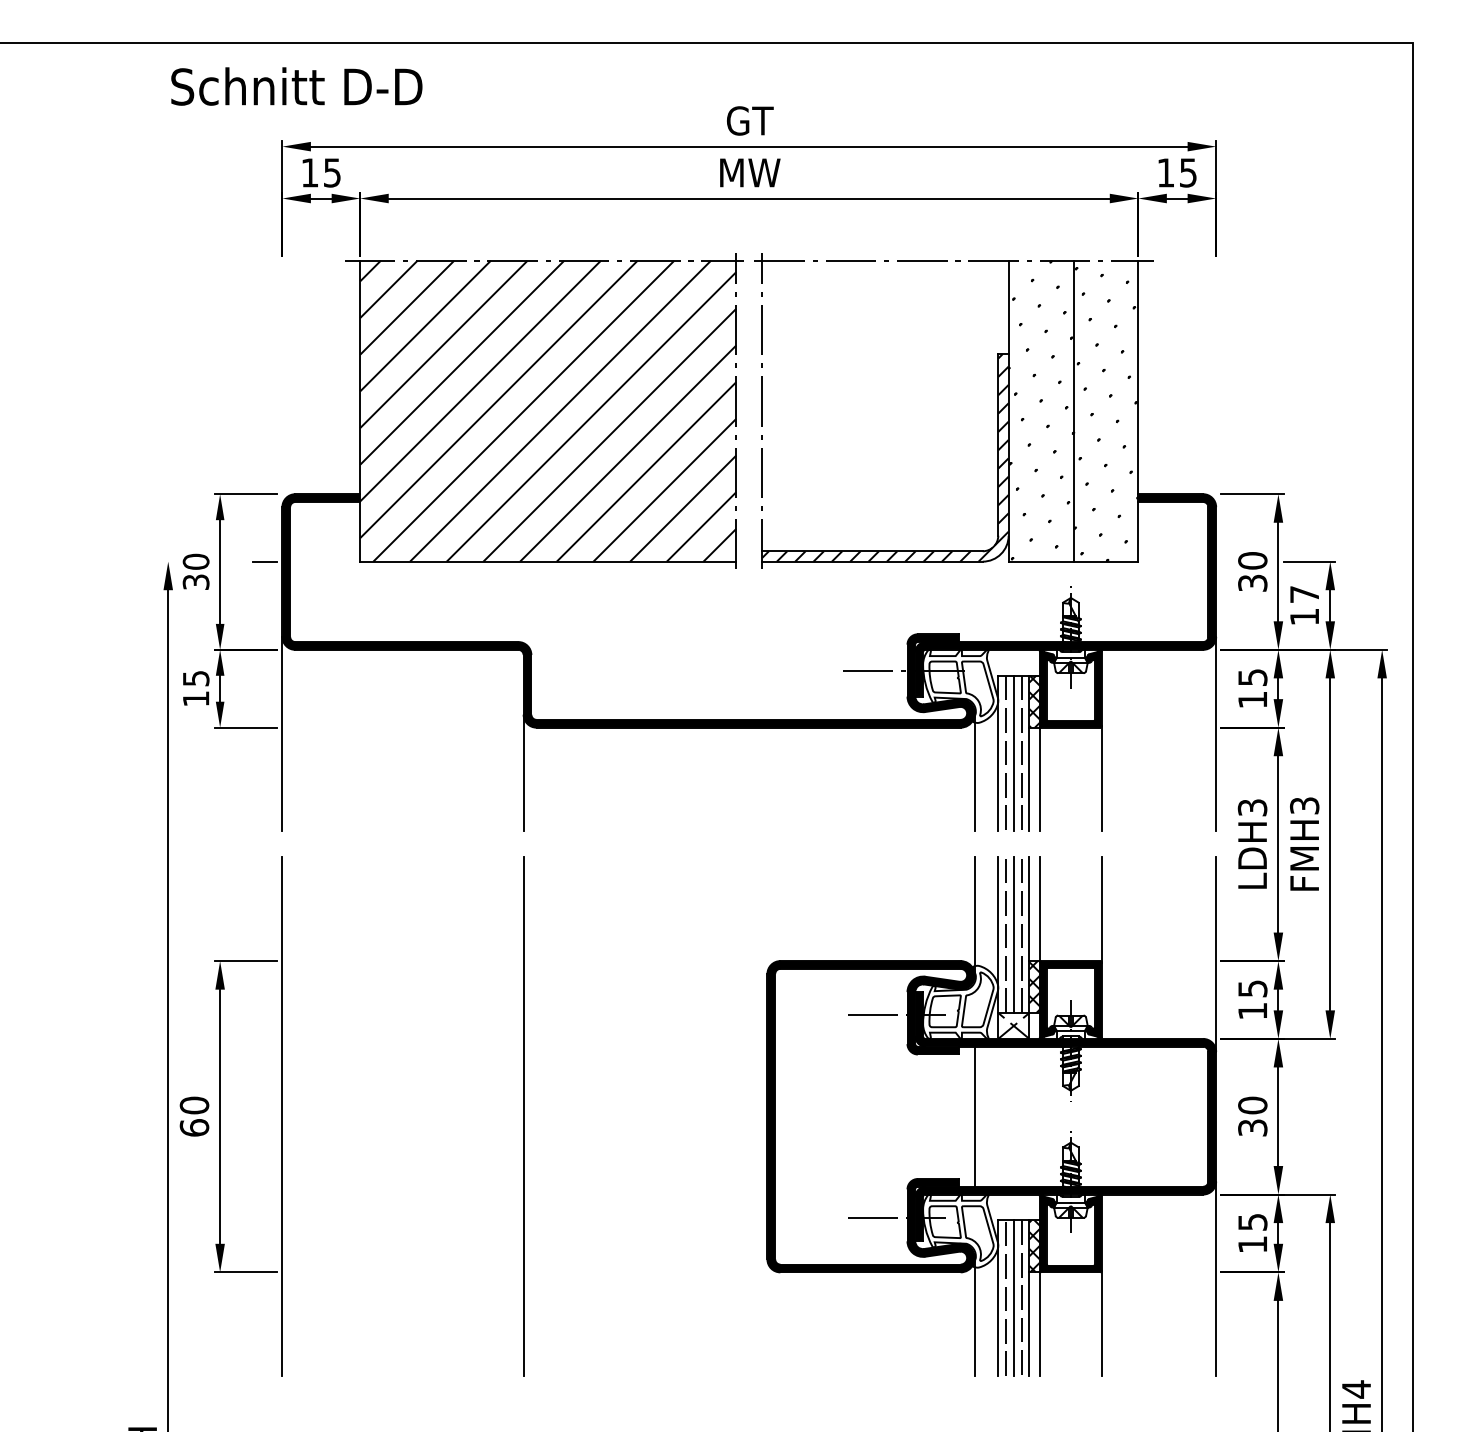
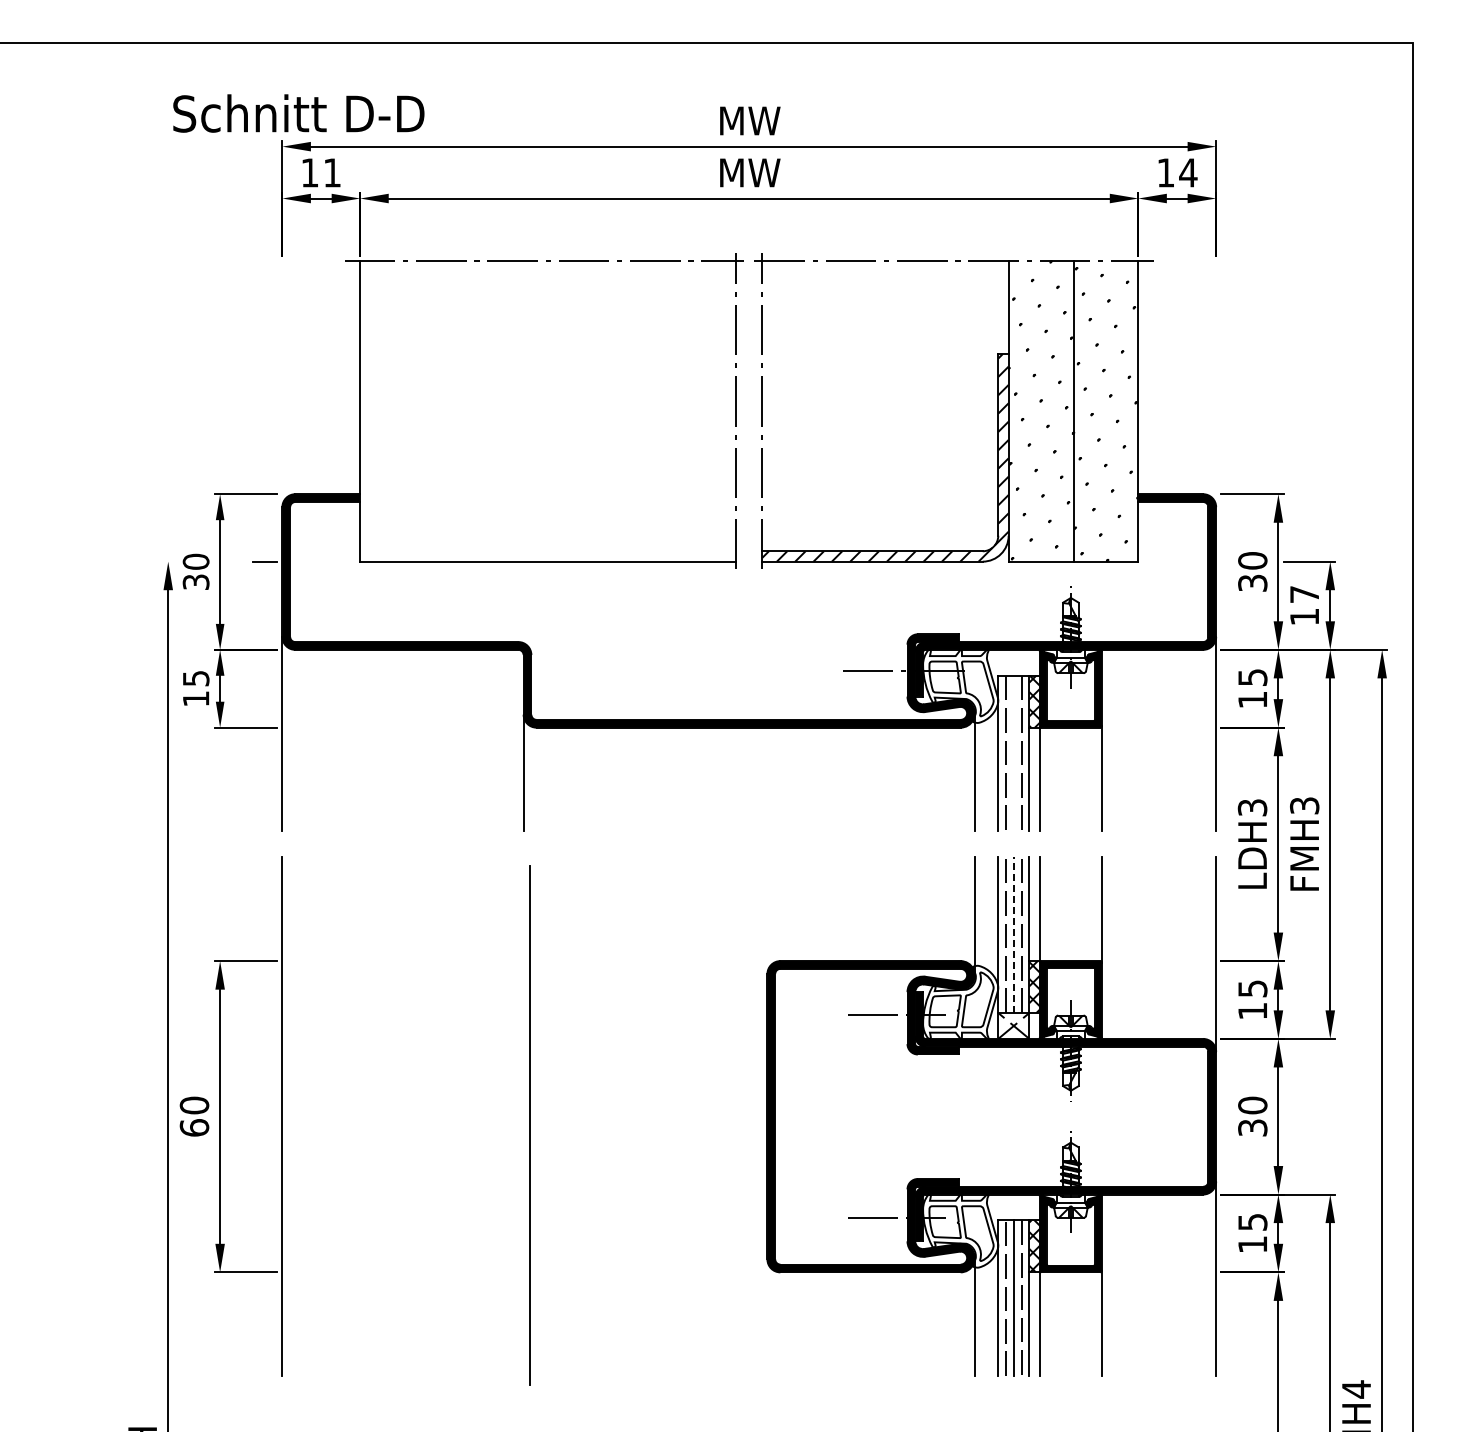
text position: (296, 86) -> (298, 113) (298, 113)
text: GT -> MW (750, 120)
text: 15 -> 11 (332, 172)
text: 15 -> 14 (1188, 172)
hatch: present -> none (548, 410)
line: present -> none (1013, 753)
line: solid -> dashed (1013, 935)
line position: (523, 1116) -> (529, 1125) (529, 1125)
line: present -> none (974, 1116)
